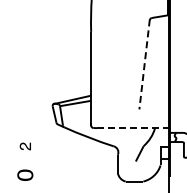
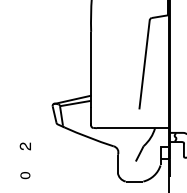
line: dashed -> solid (144, 64)
line: dashed -> solid (133, 128)
part size: 17x12 px -> 11x8 px (25, 175)
